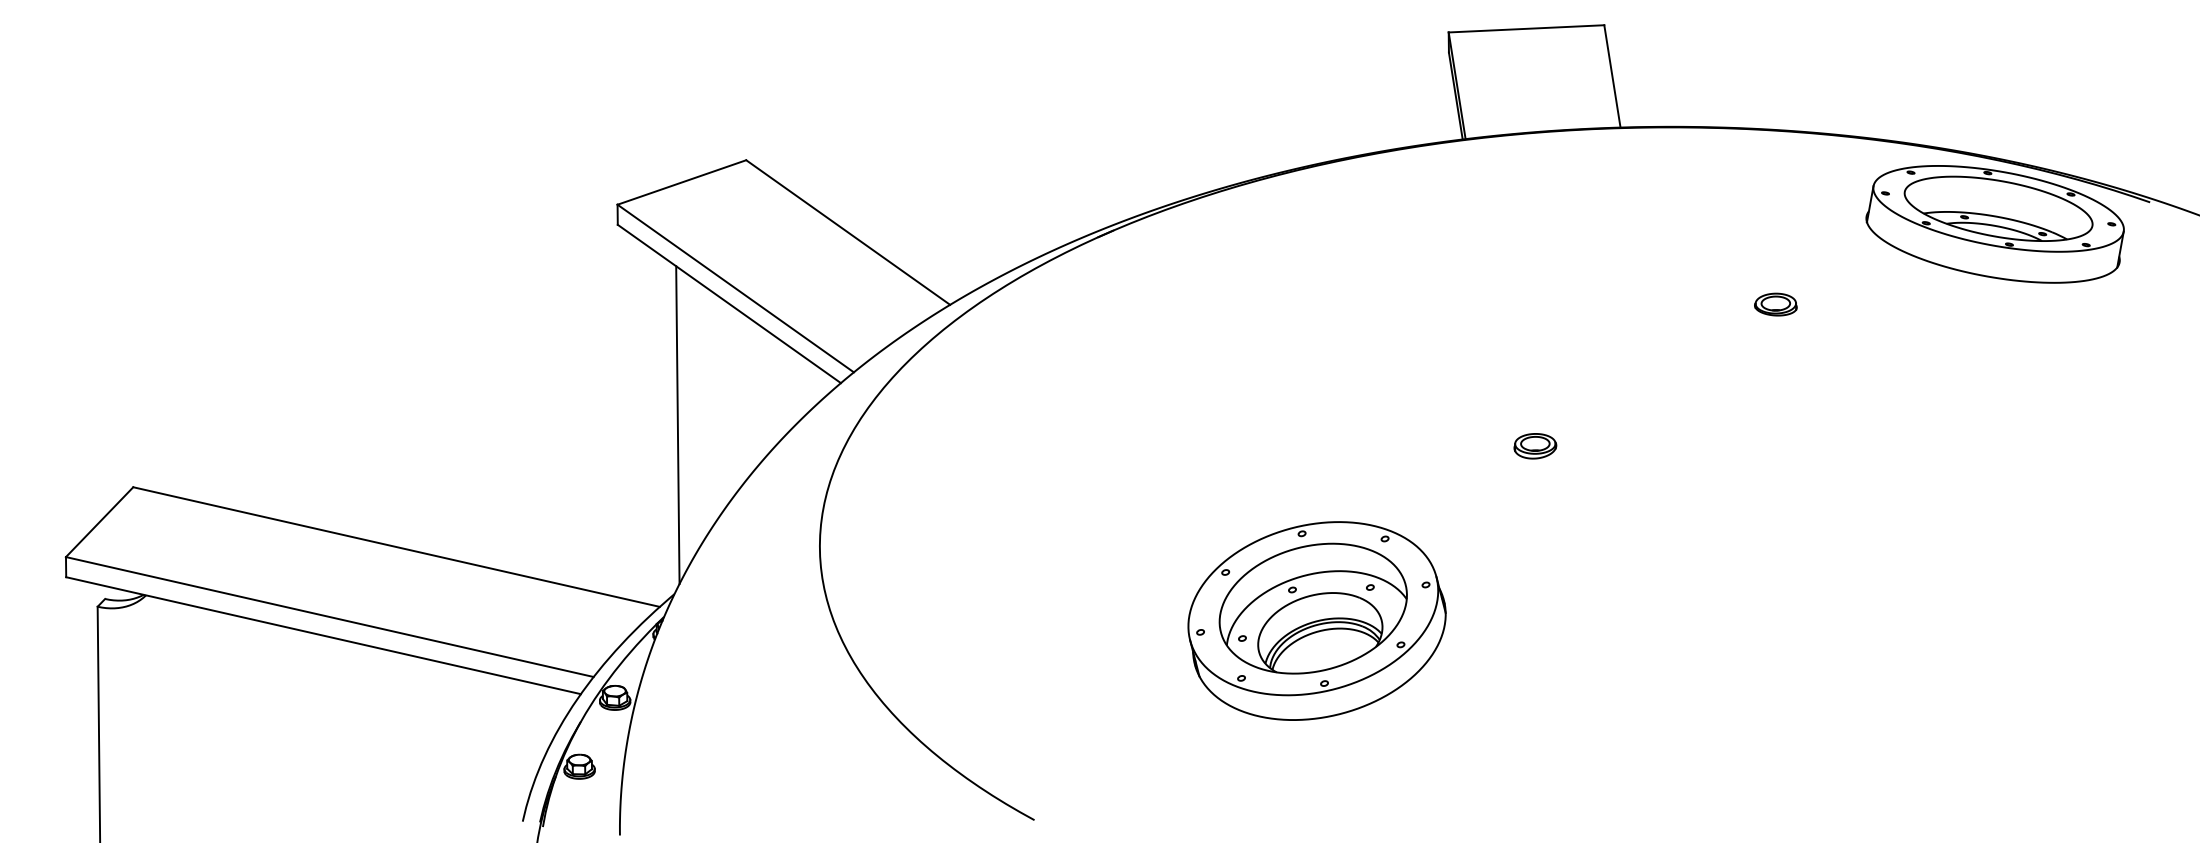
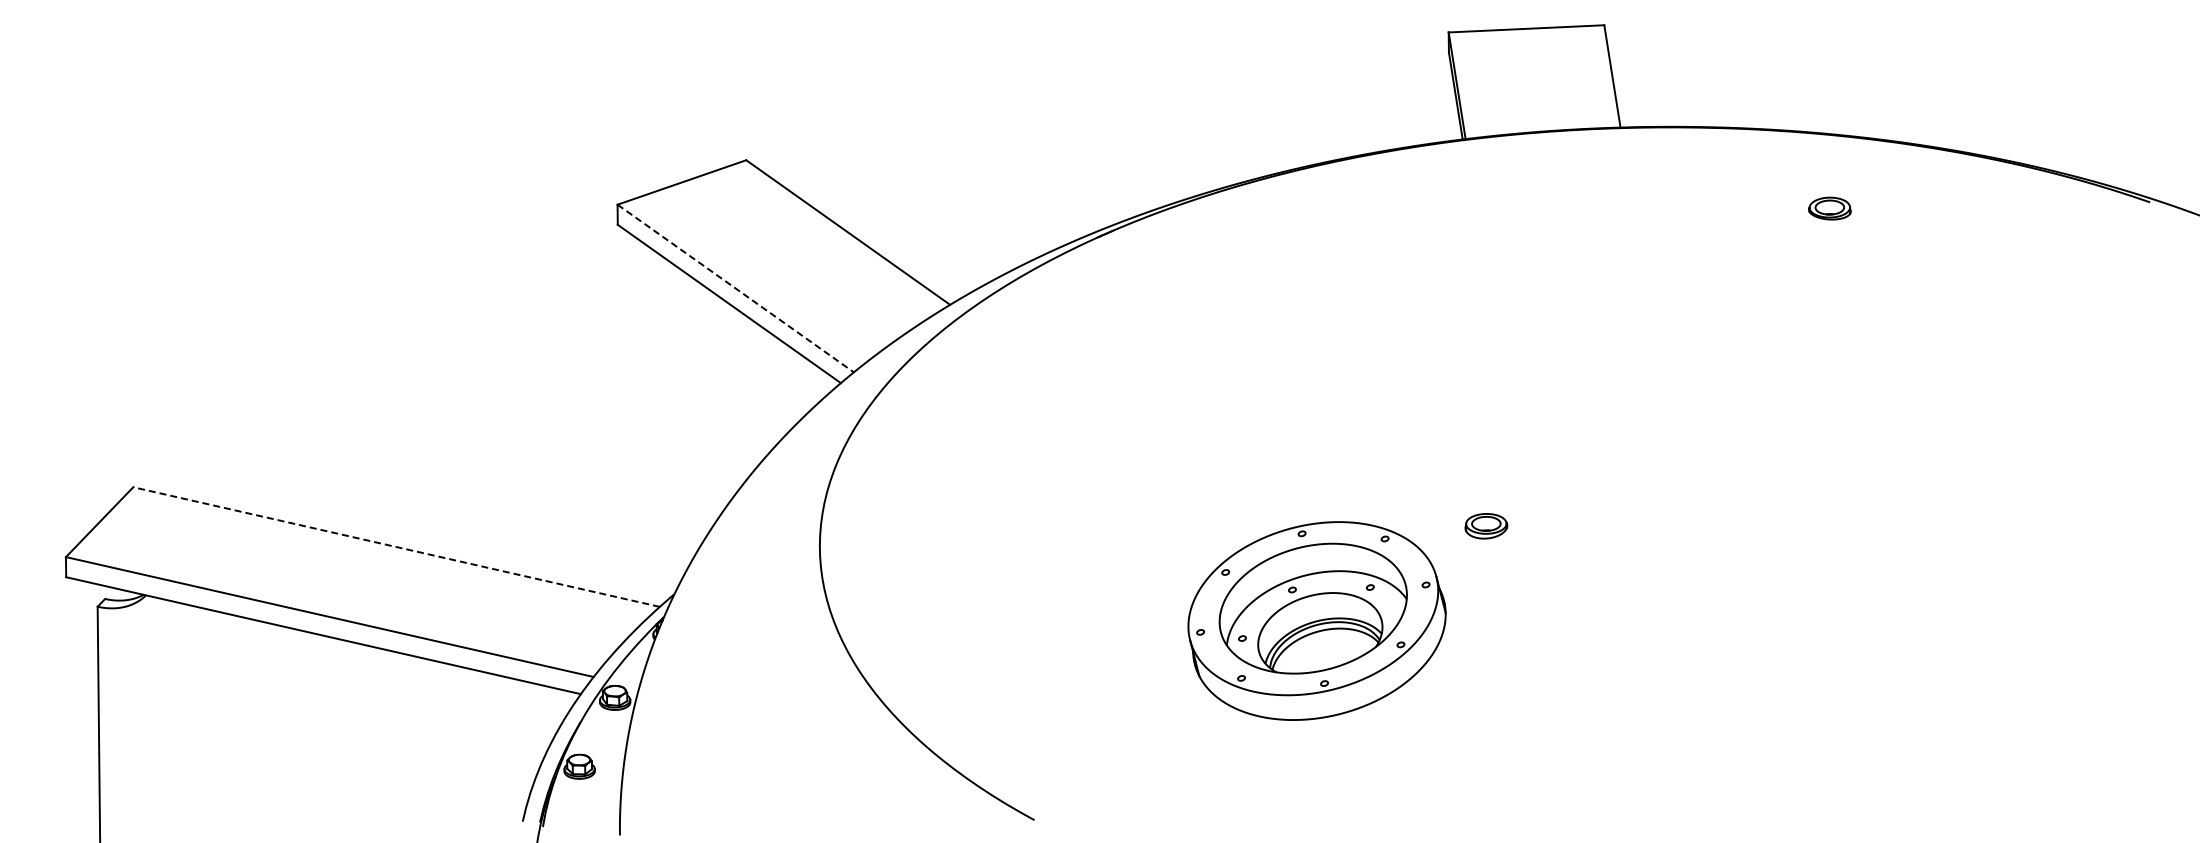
part: present -> none (1994, 224)
line: solid -> dashed (735, 288)
part position: (1775, 304) -> (1829, 208) (1829, 208)
line: present -> none (677, 425)
part position: (1535, 446) -> (1486, 526) (1486, 526)
line: solid -> dashed (396, 547)
